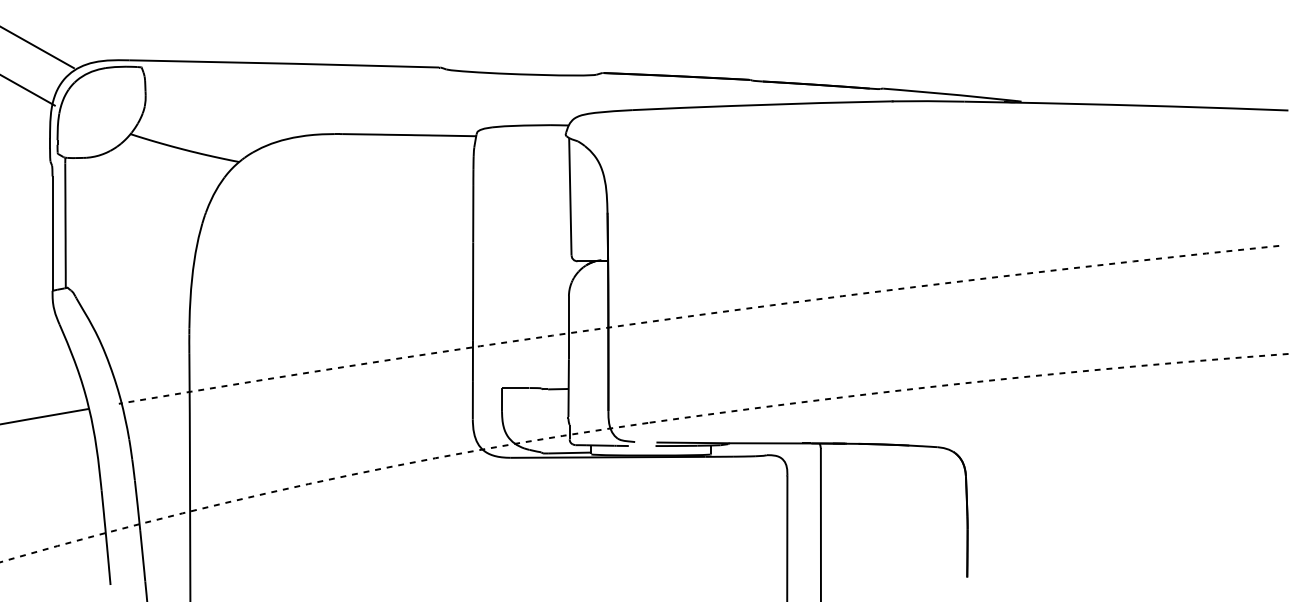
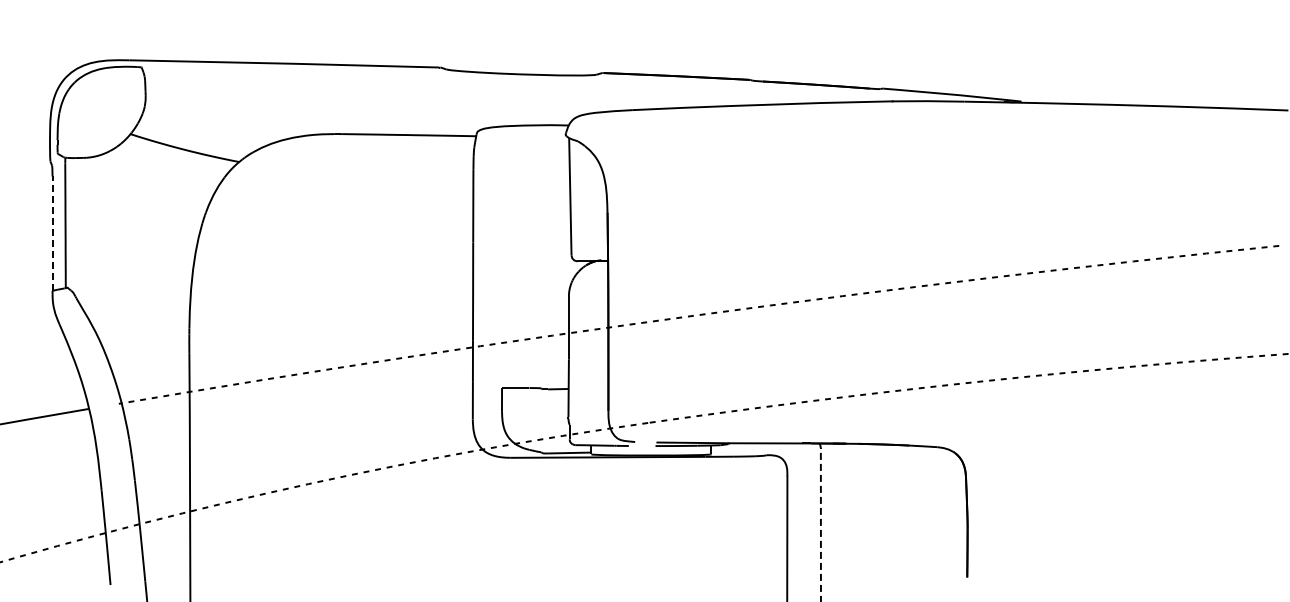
line: present -> none (37, 47)
line: present -> none (28, 90)
line: solid -> dashed (52, 233)
line: solid -> dashed (820, 524)
